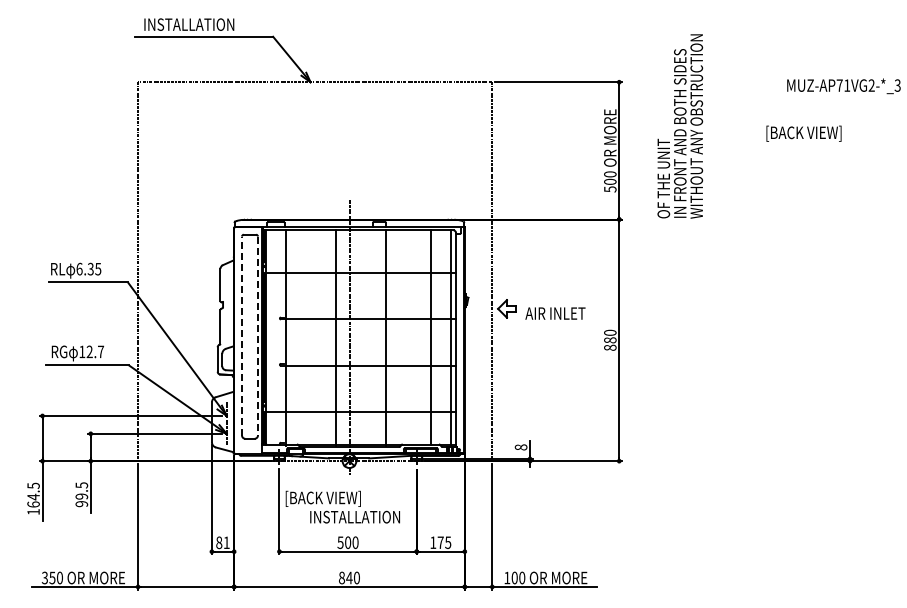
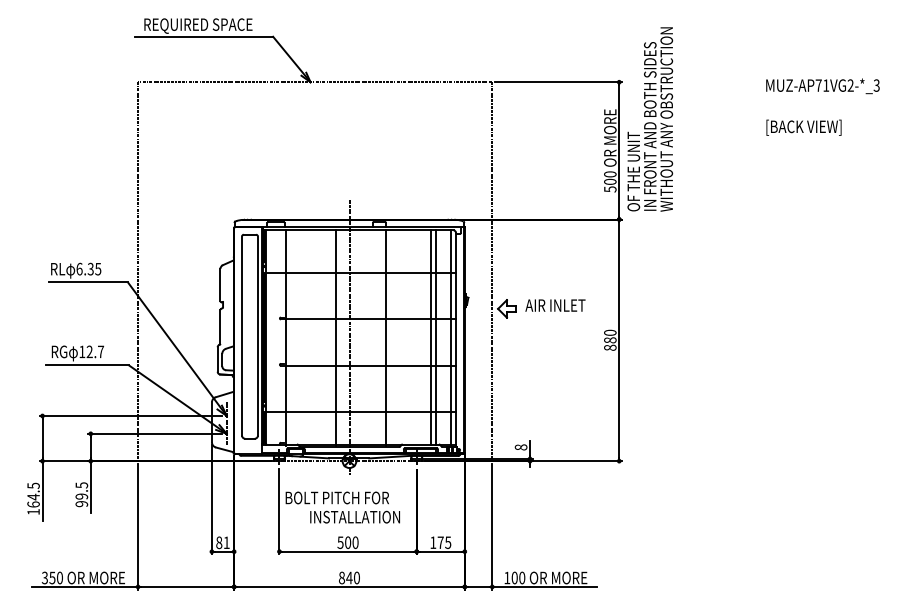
text: INSTALLATION -> REQUIRED SPACE (198, 25)
text position: (843, 86) -> (822, 86) (822, 86)
text position: (680, 126) -> (650, 119) (650, 119)
text position: (803, 133) -> (803, 127) (803, 127)
text position: (555, 313) -> (555, 305) (555, 305)
line: dashed -> solid (242, 336)
line: dashed -> solid (257, 336)
line: none -> present (436, 337)
text: [BACK VIEW] -> BOLT PITCH FOR (336, 498)
